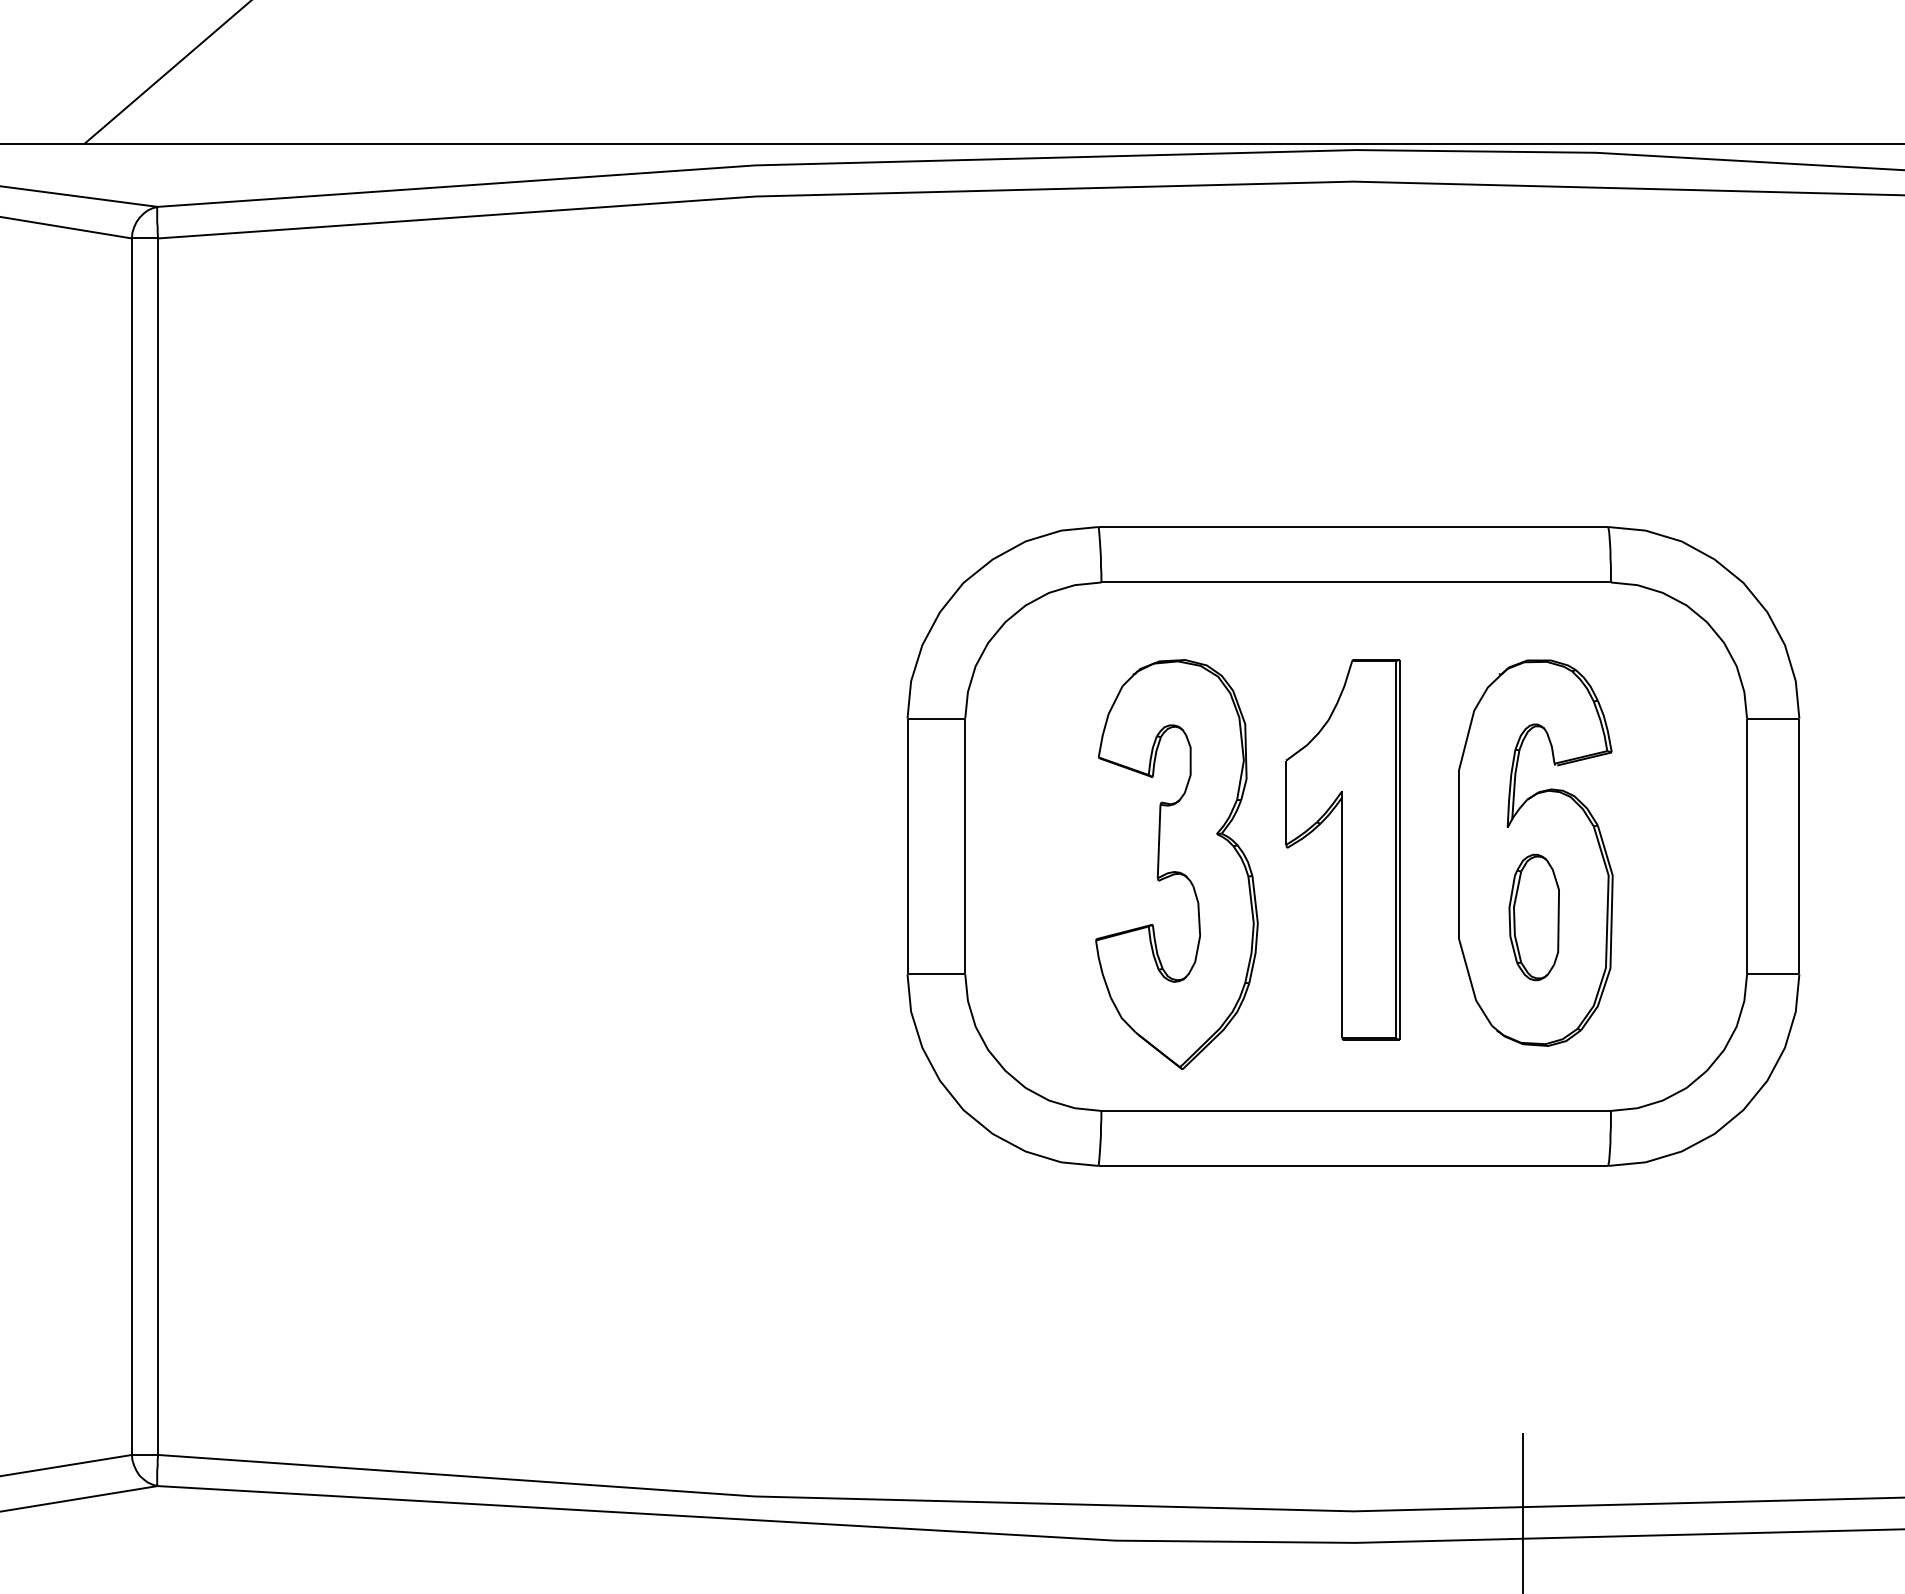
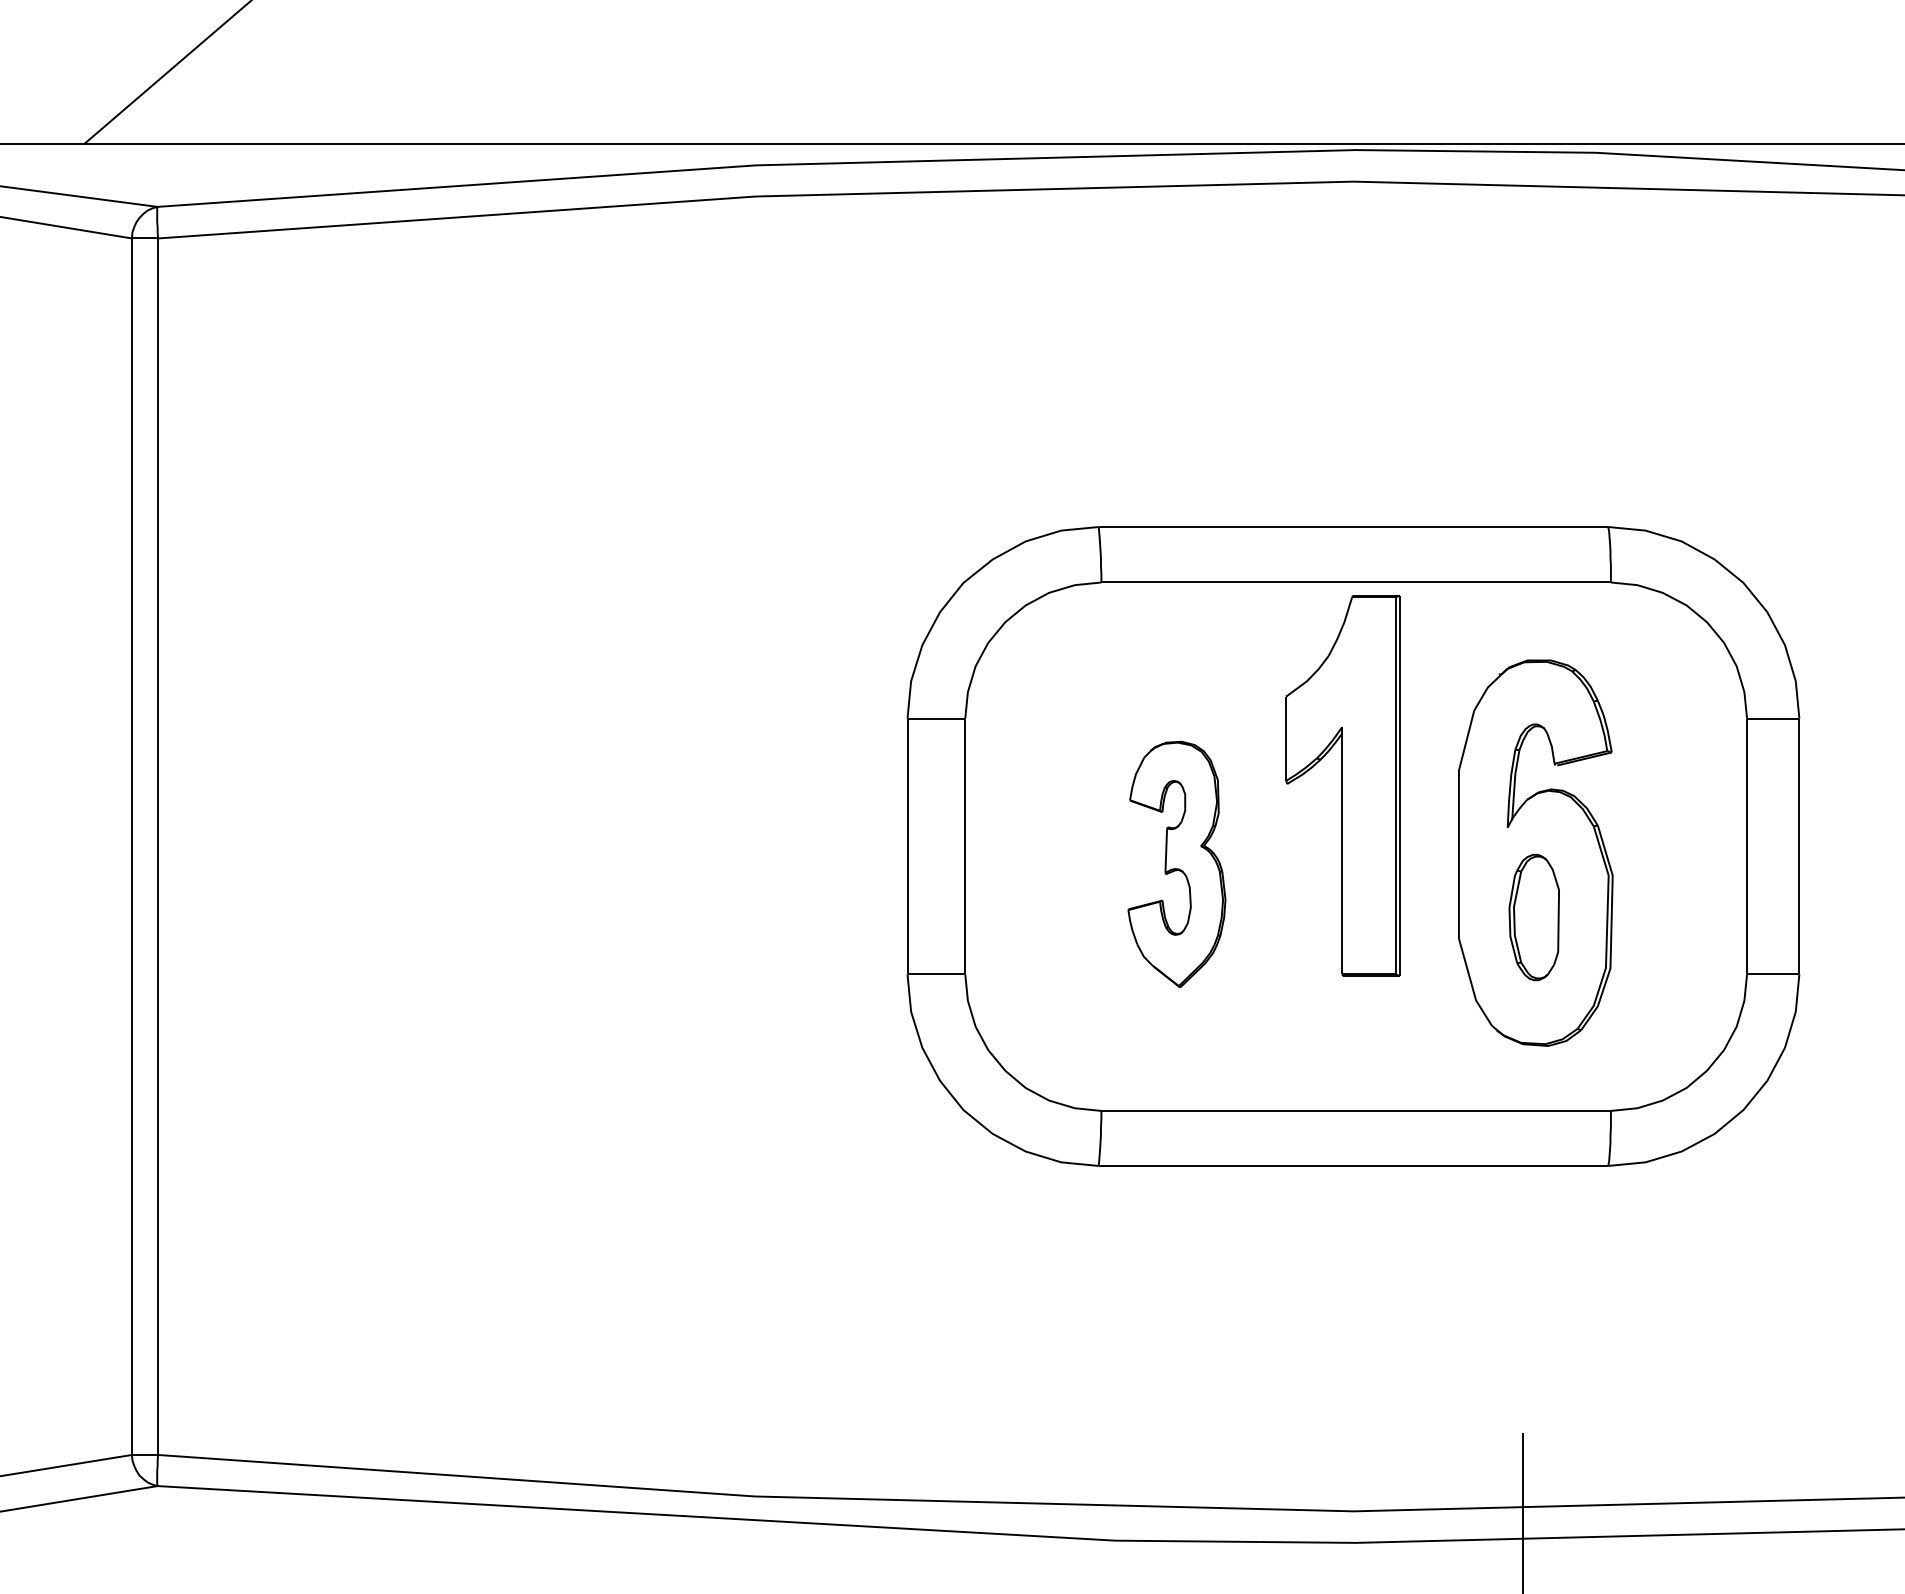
part position: (1342, 849) -> (1342, 785) (1342, 785)
part size: 164x411 px -> 100x248 px (1176, 863)
